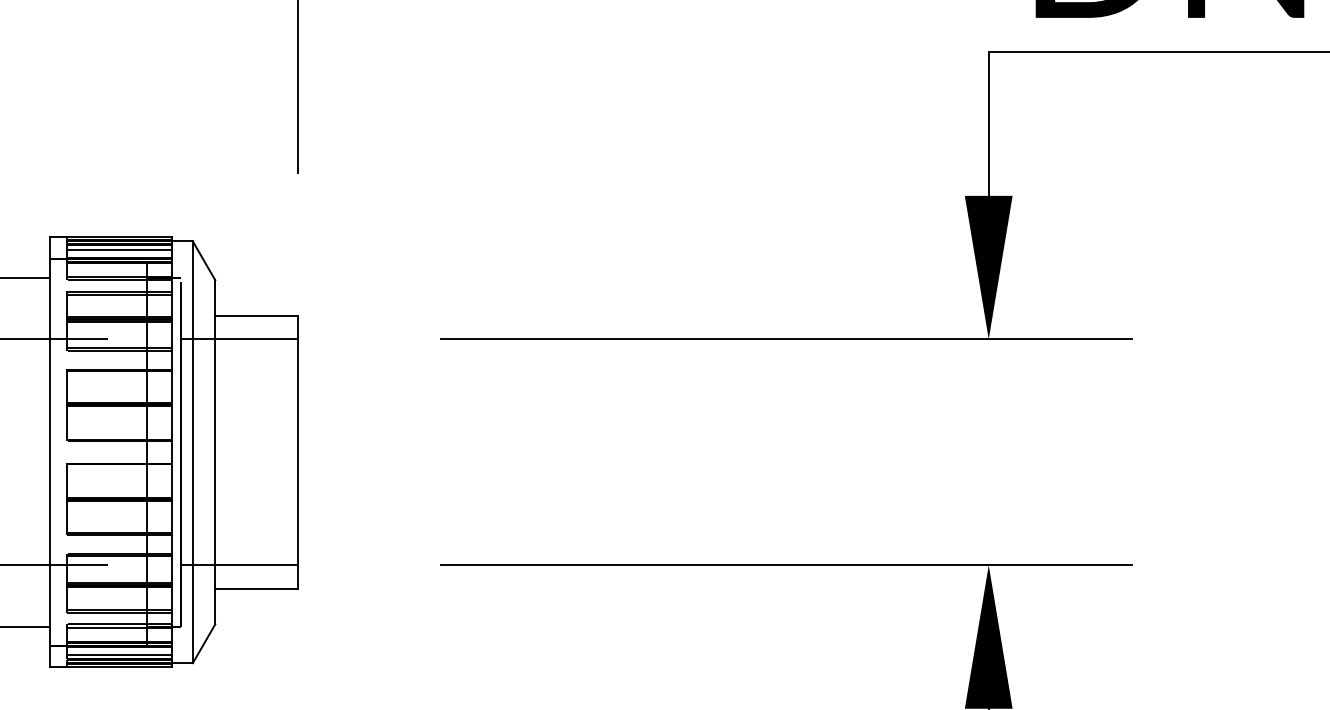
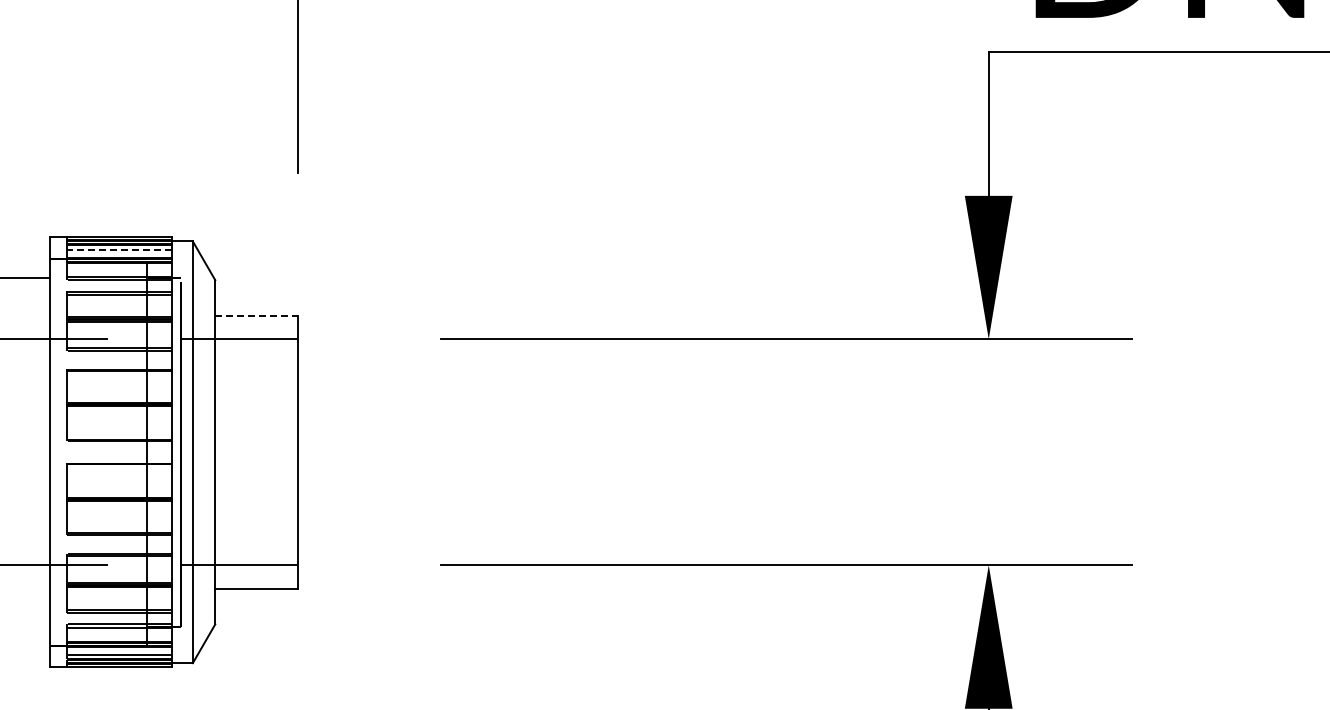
line: solid -> dashed (118, 249)
line: solid -> dashed (256, 316)
line: present -> none (26, 626)
